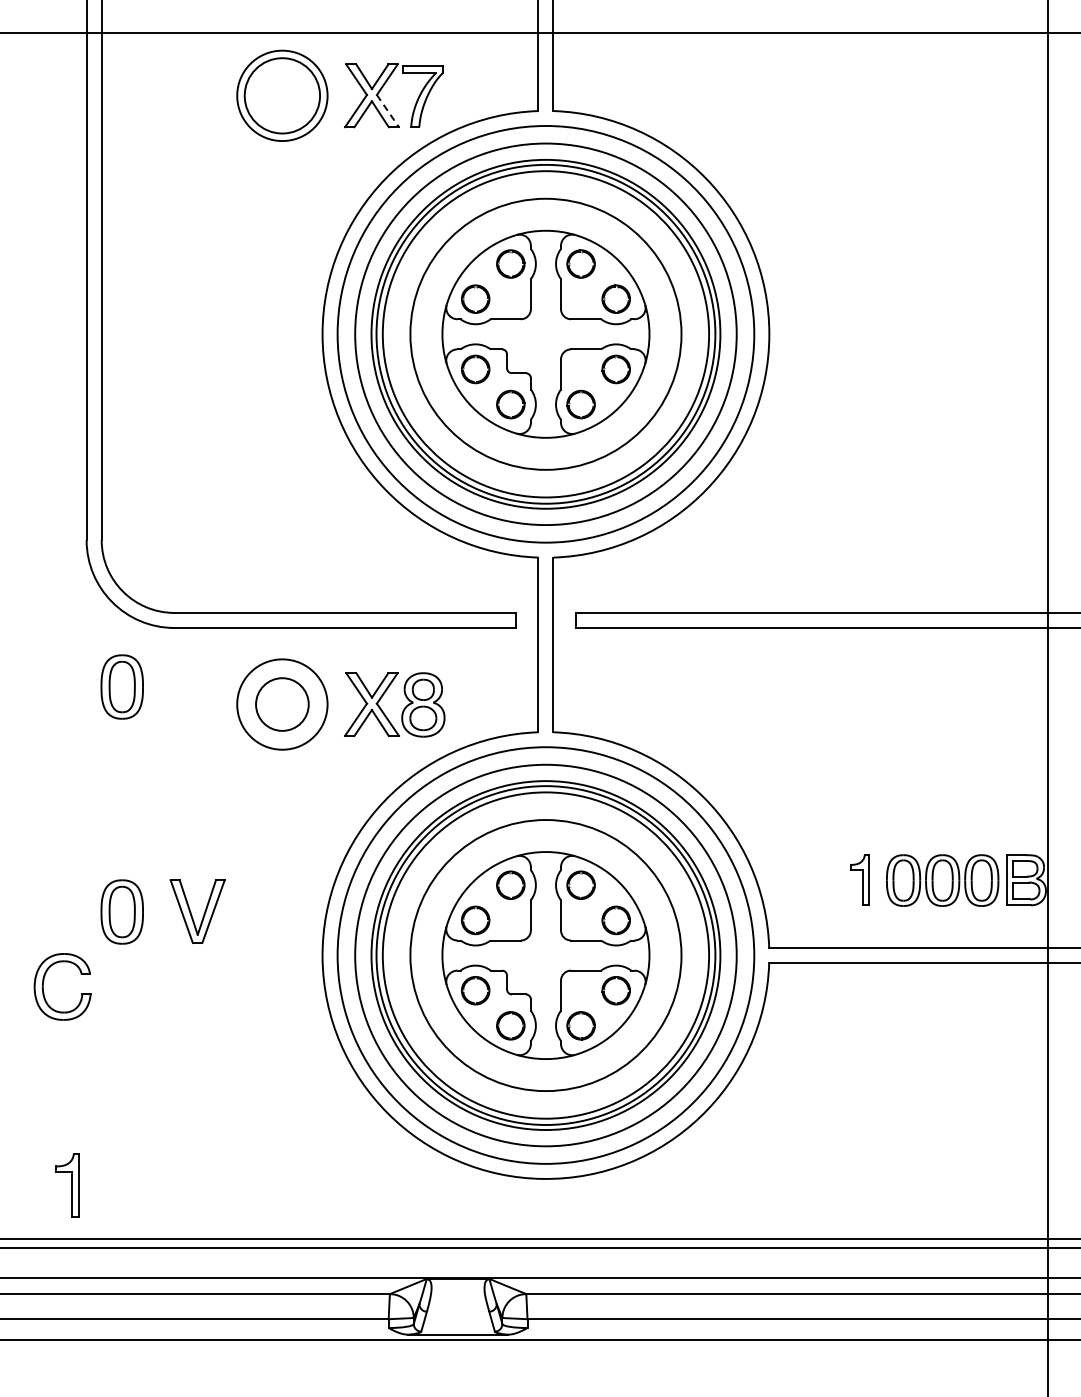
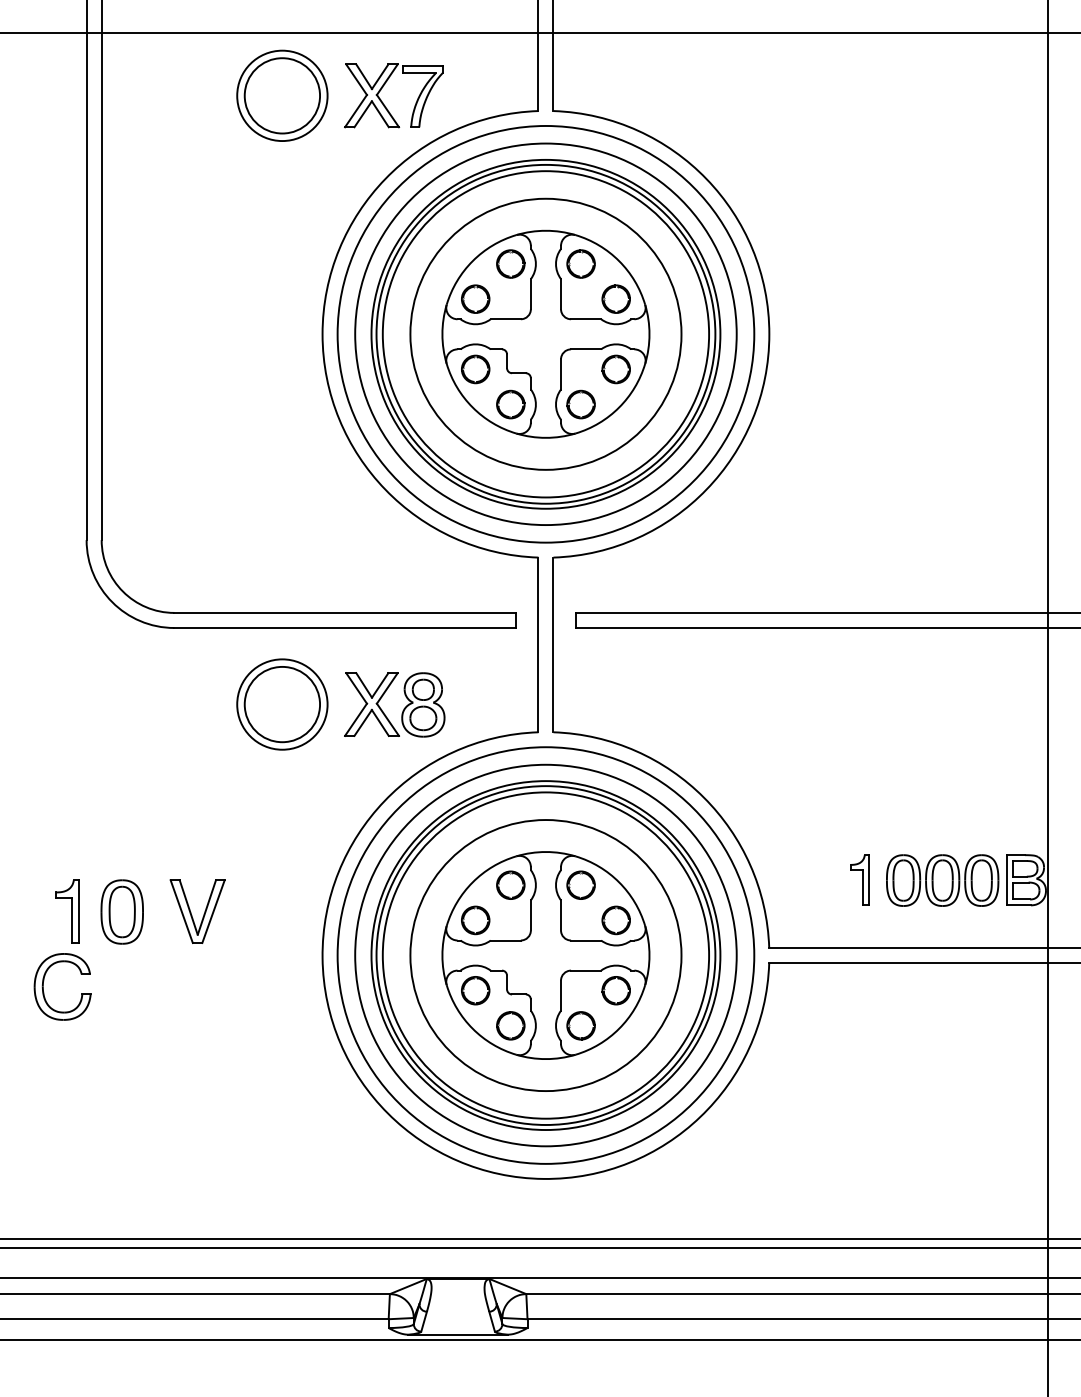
line: dashed -> solid (387, 111)
part: present -> none (121, 686)
circle diameter: 53 px -> 75 px (282, 704)
part position: (67, 1185) -> (67, 911) (67, 911)
